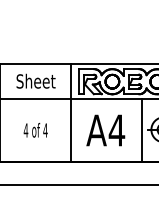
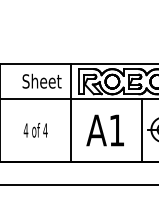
text position: (35, 80) -> (41, 80) (41, 80)
text: A4 -> A1 (116, 130)
